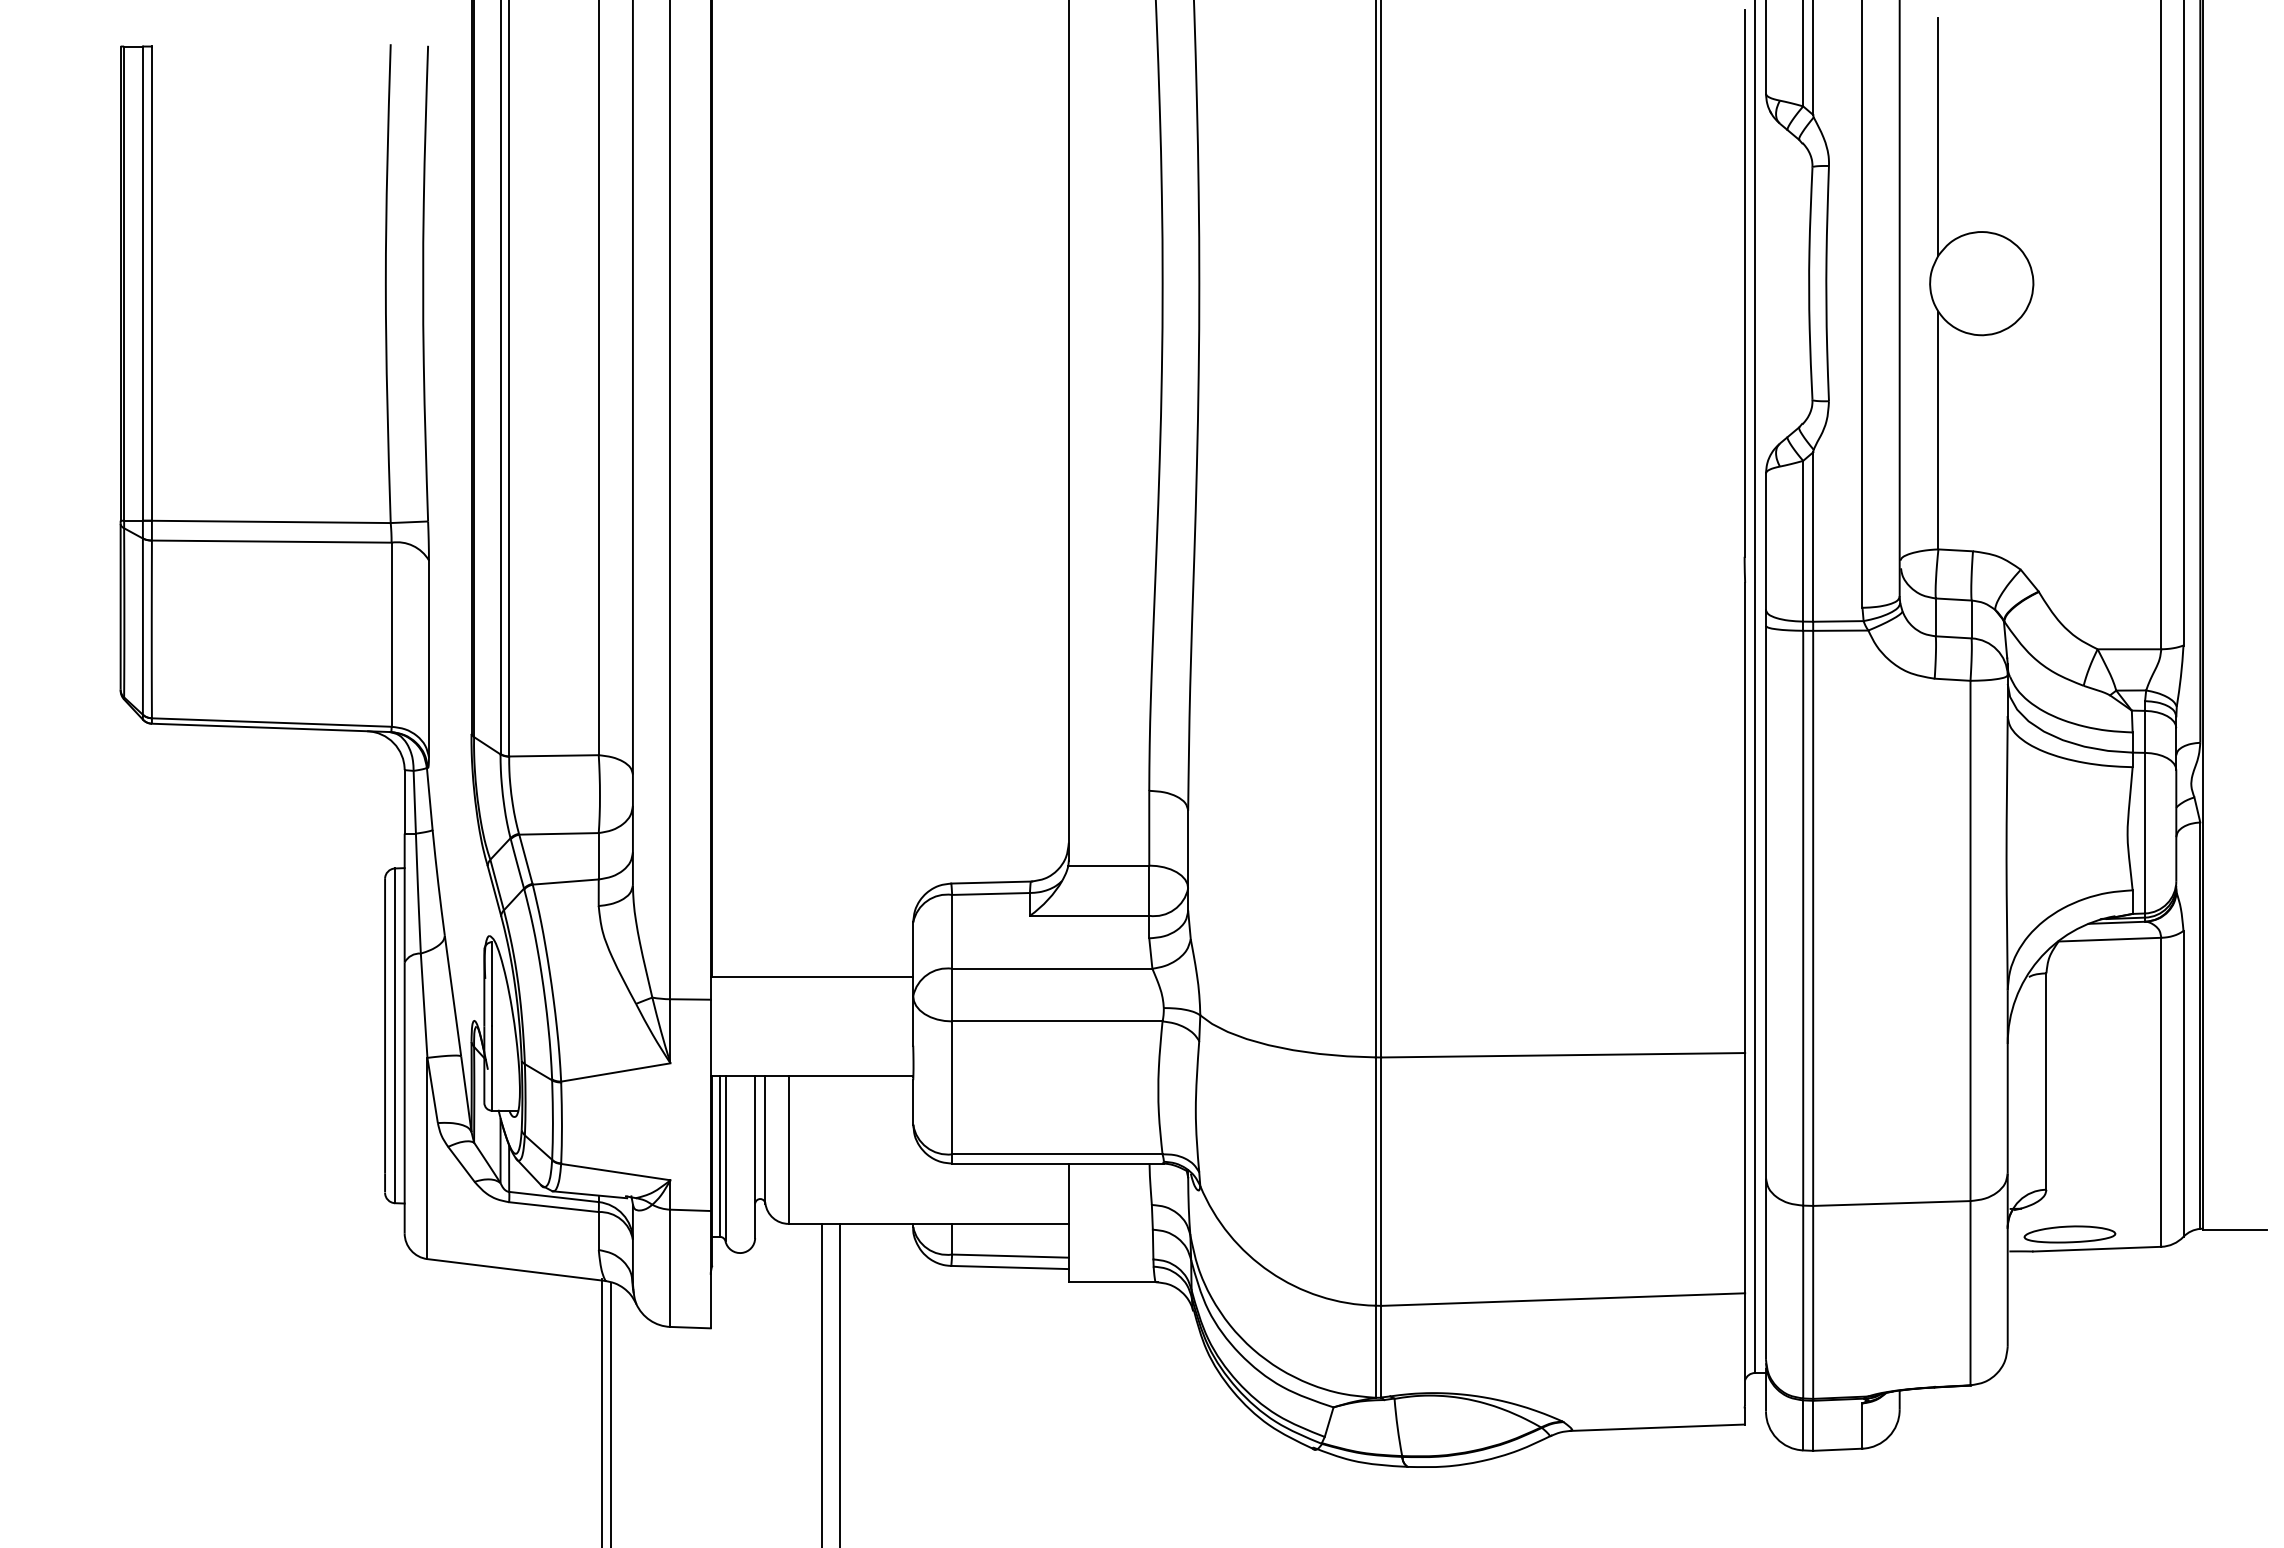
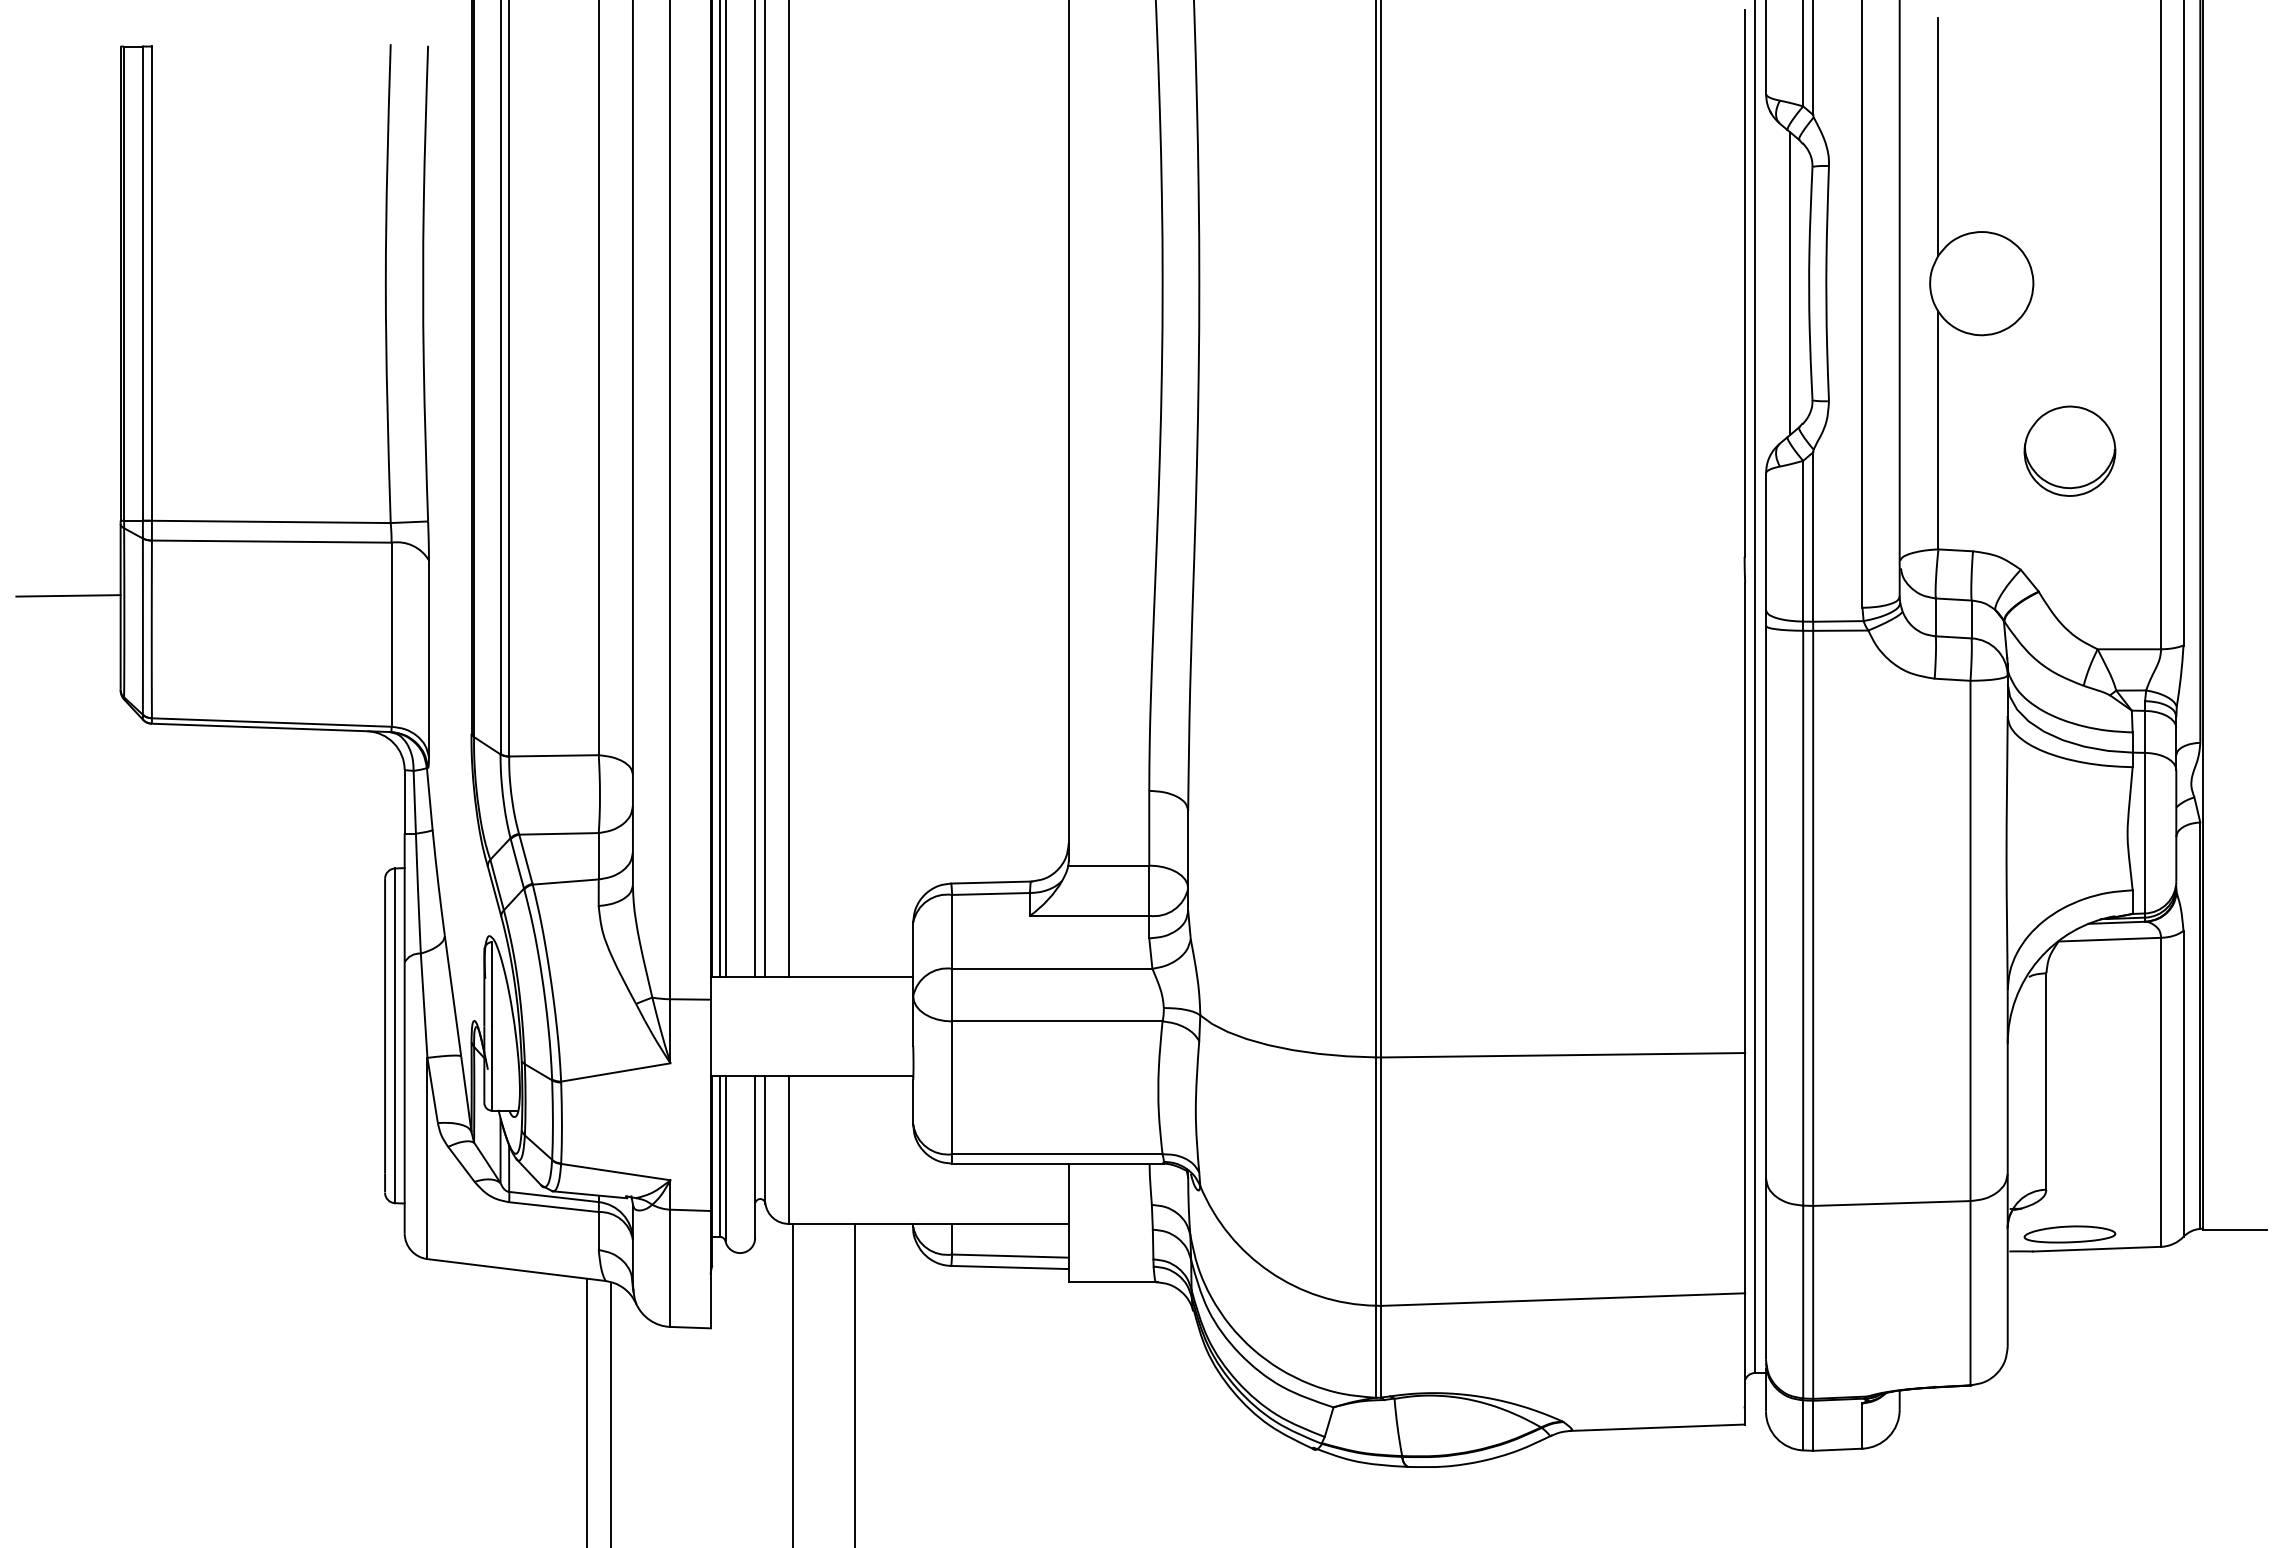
line: none -> present (1790, 283)
part: none -> present (2069, 450)
line: none -> present (719, 489)
line: none -> present (725, 489)
line: none -> present (755, 489)
line: none -> present (765, 489)
line: none -> present (788, 489)
line: none -> present (68, 595)
line position: (821, 1383) -> (792, 1383) (792, 1383)
line position: (839, 1383) -> (854, 1383) (854, 1383)
line position: (601, 1411) -> (586, 1411) (586, 1411)
